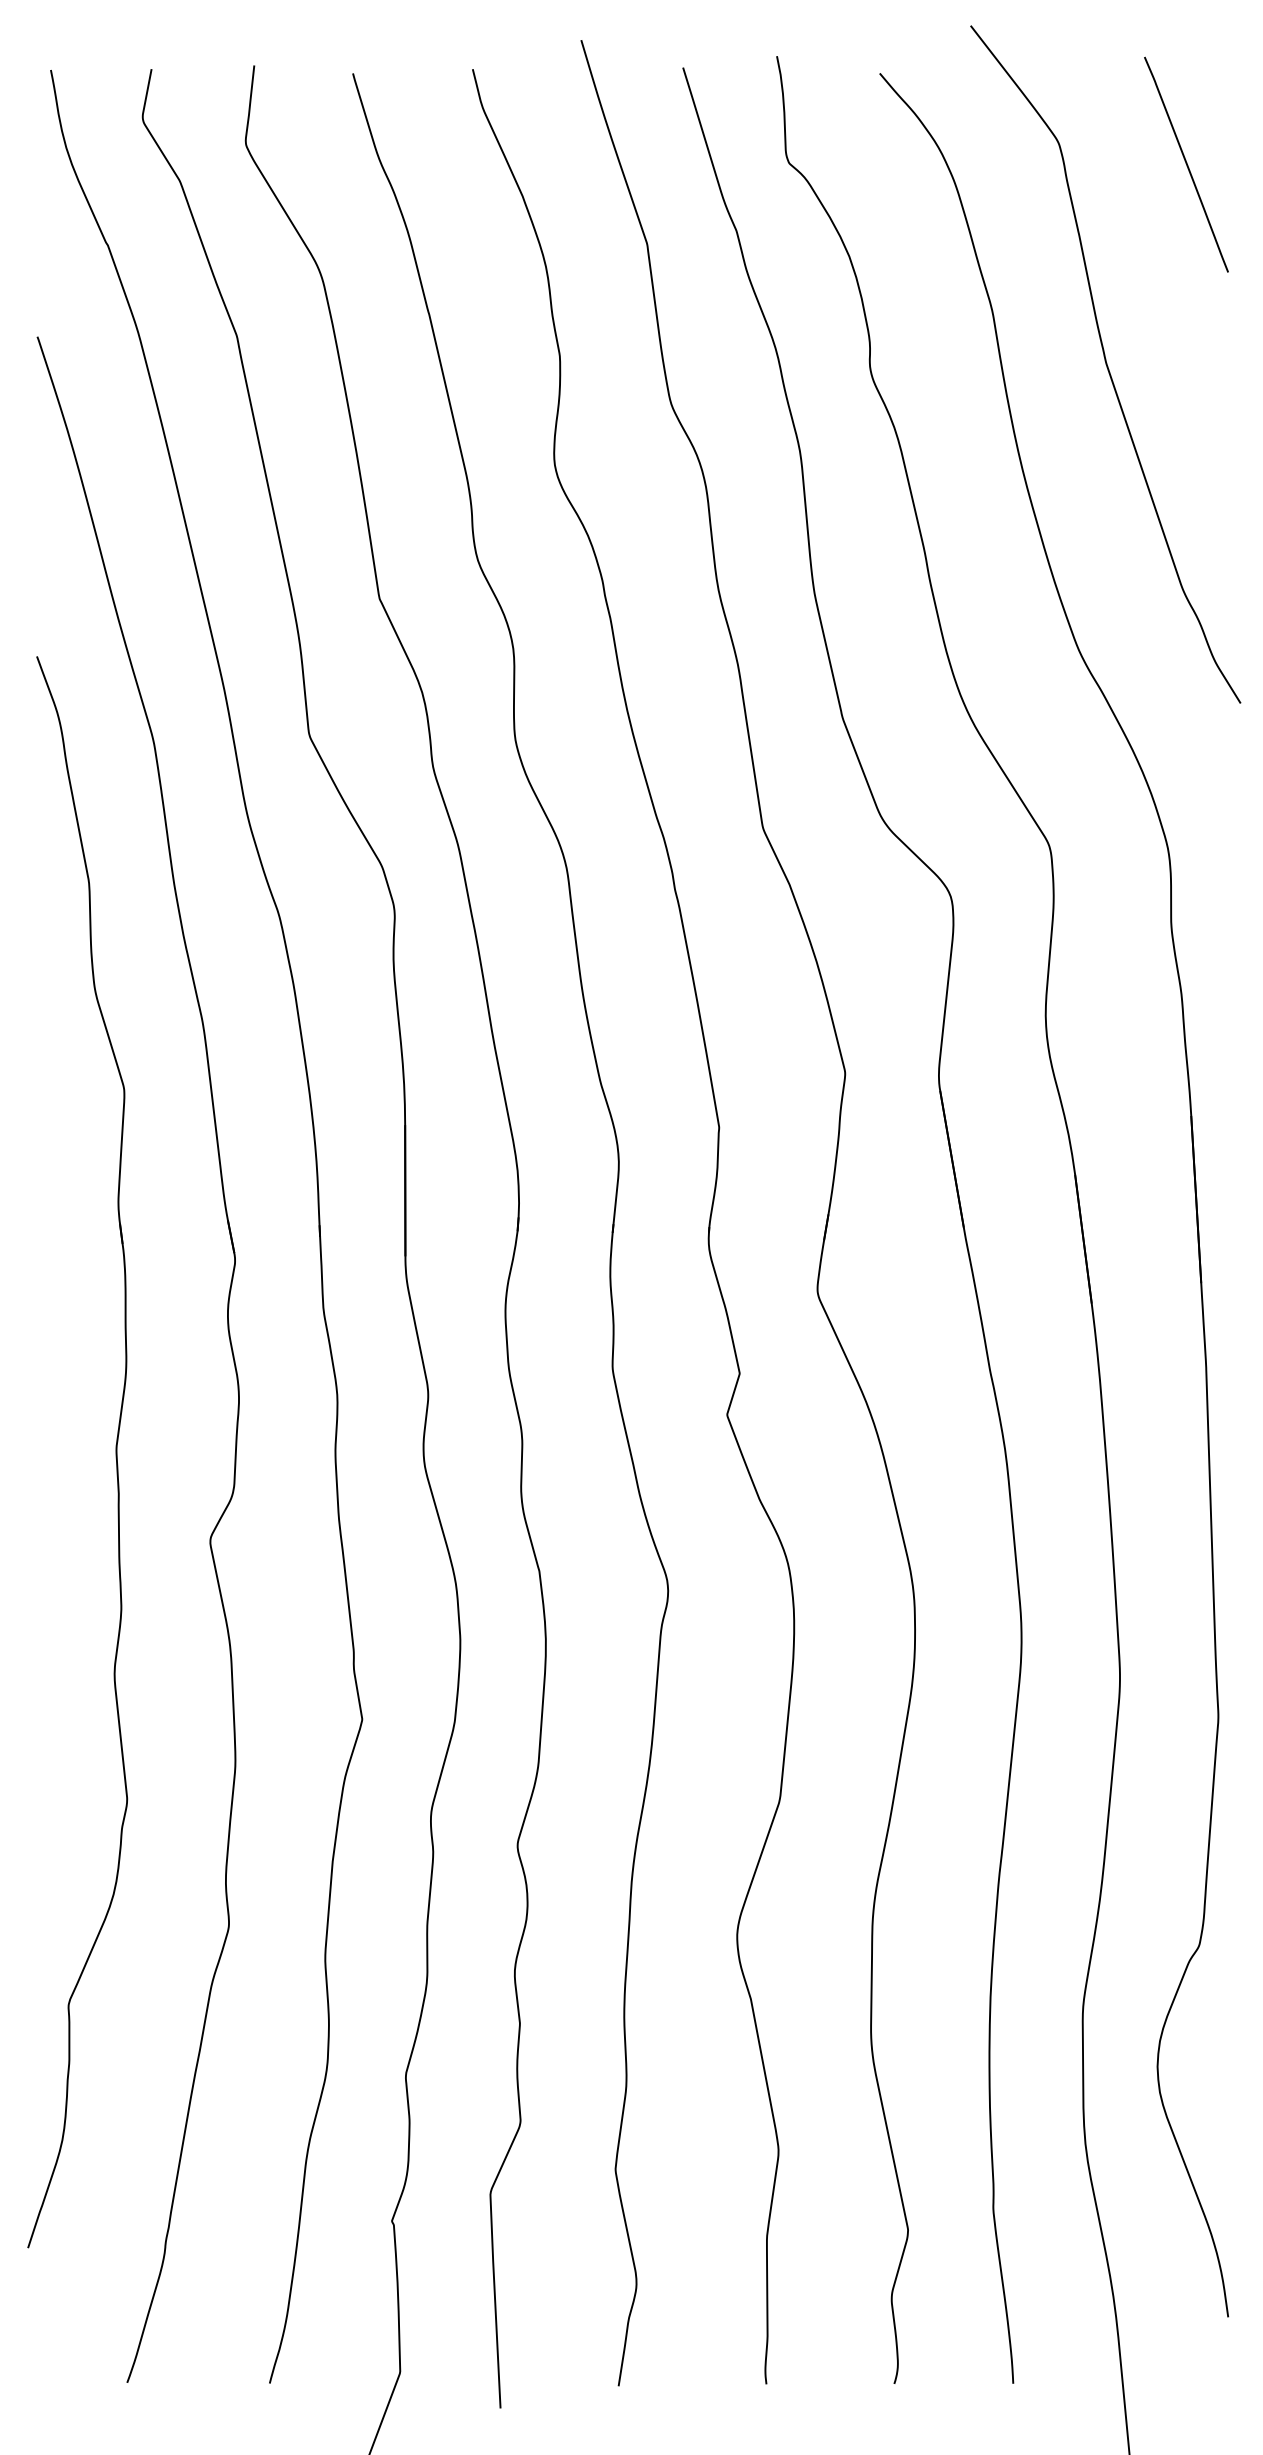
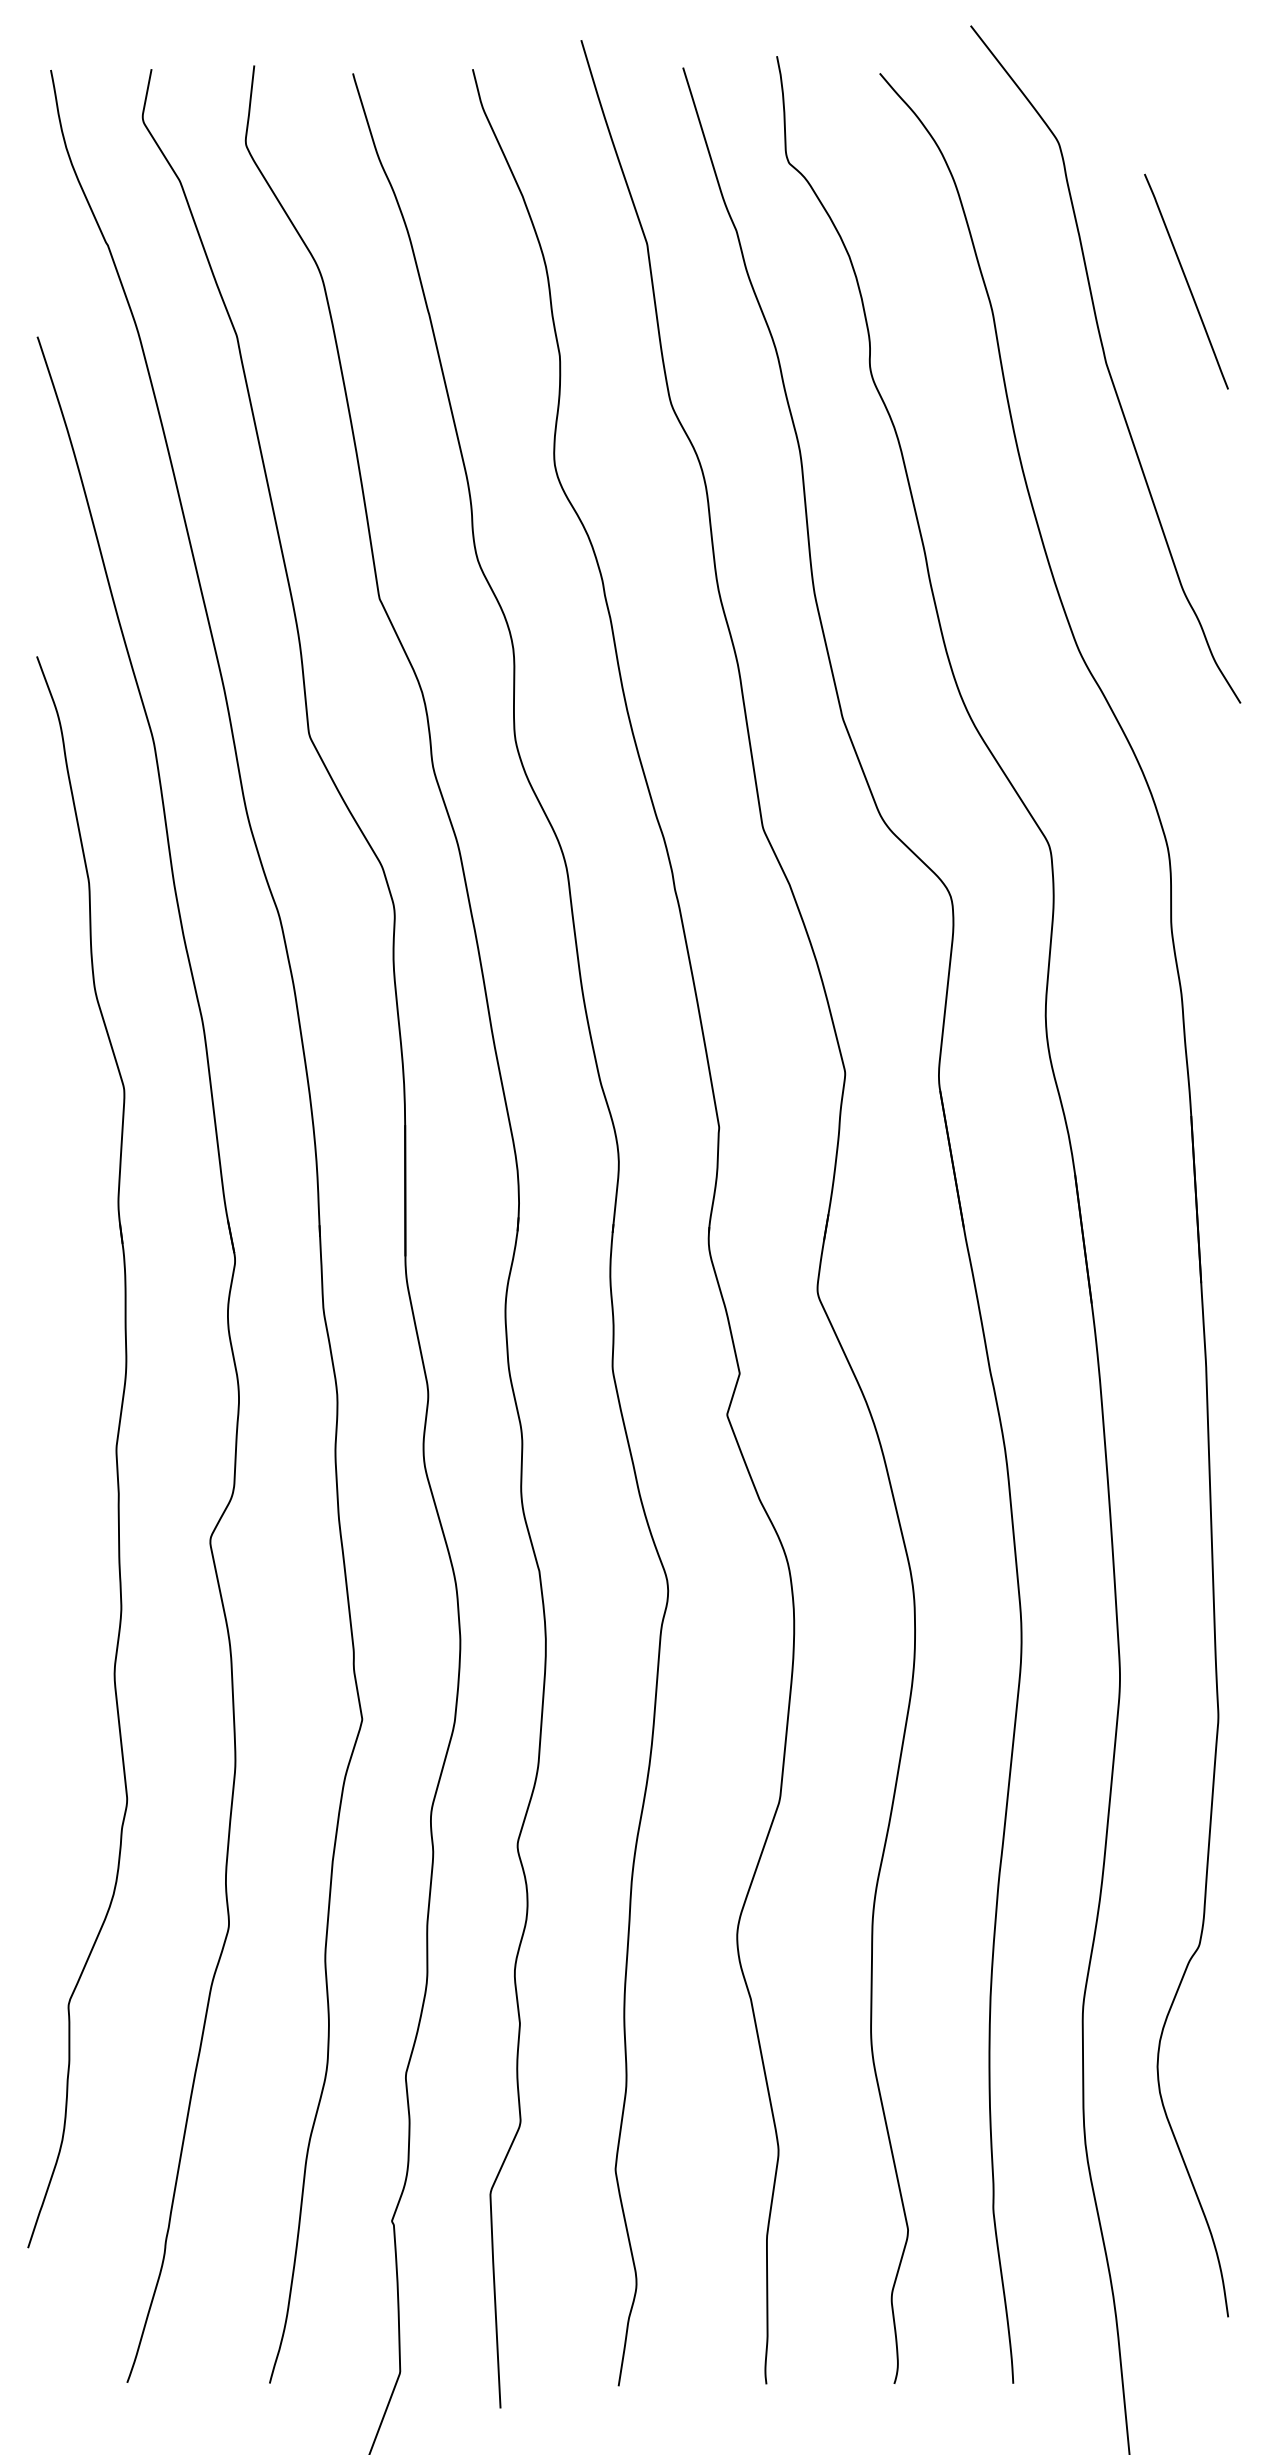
line position: (1186, 164) -> (1186, 281) (1186, 281)
